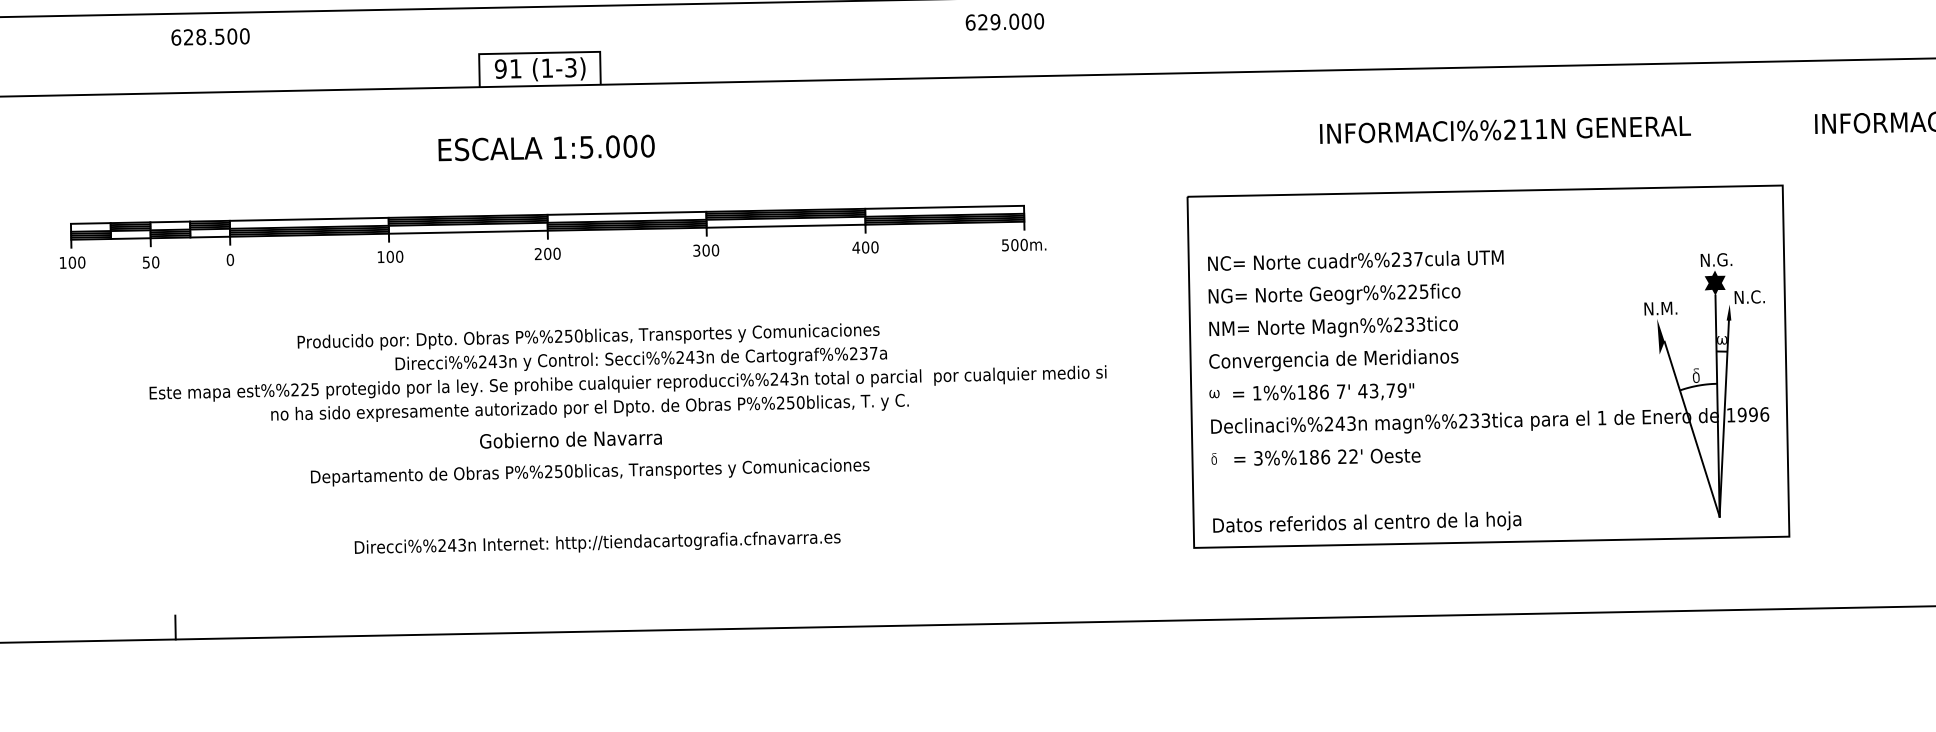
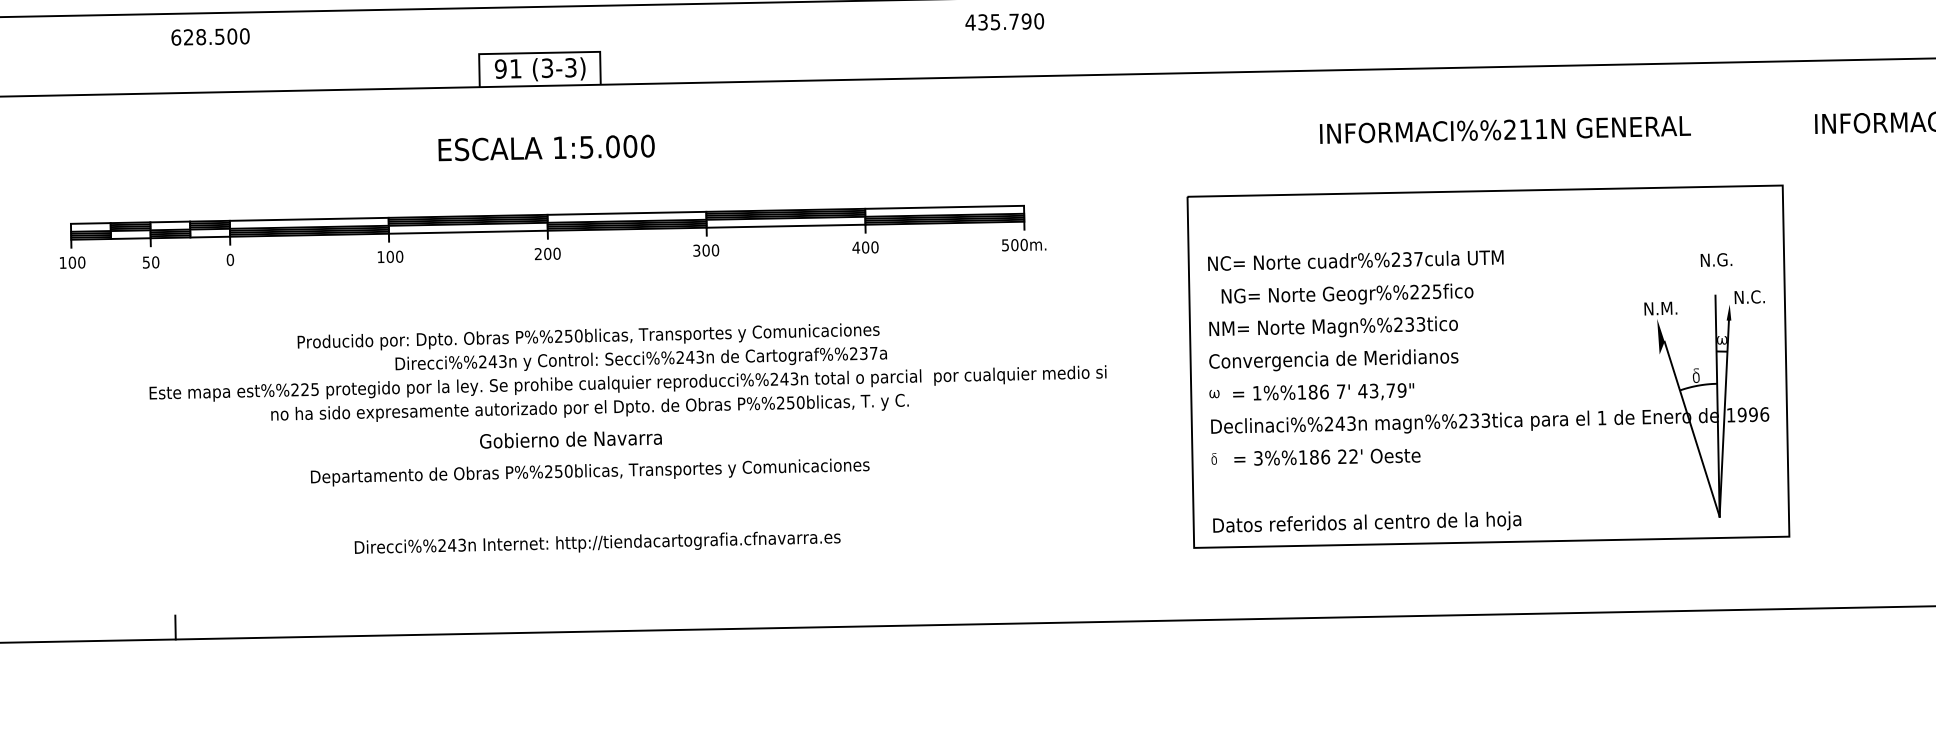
text: 629.000 -> 435.790 (998, 21)
text: (1-3) -> (3-3) (547, 68)
fill: present -> none (1714, 282)
text position: (1334, 293) -> (1347, 293) (1347, 293)
